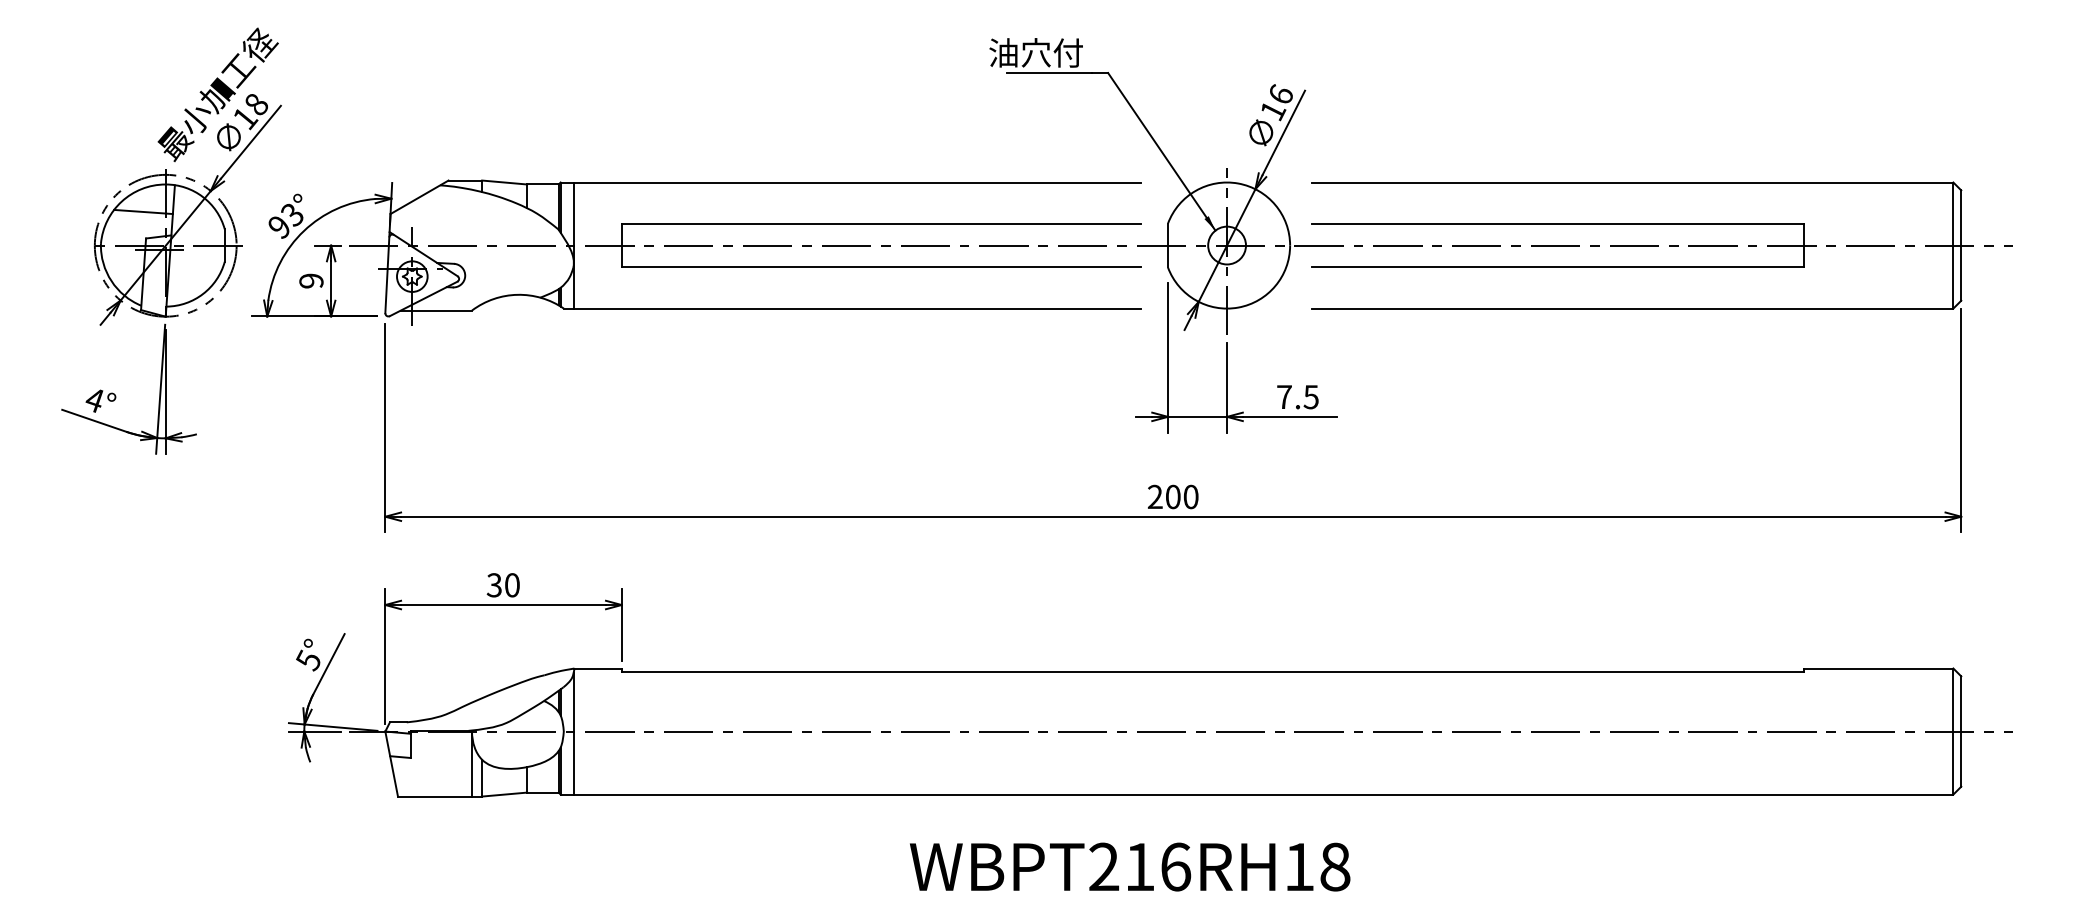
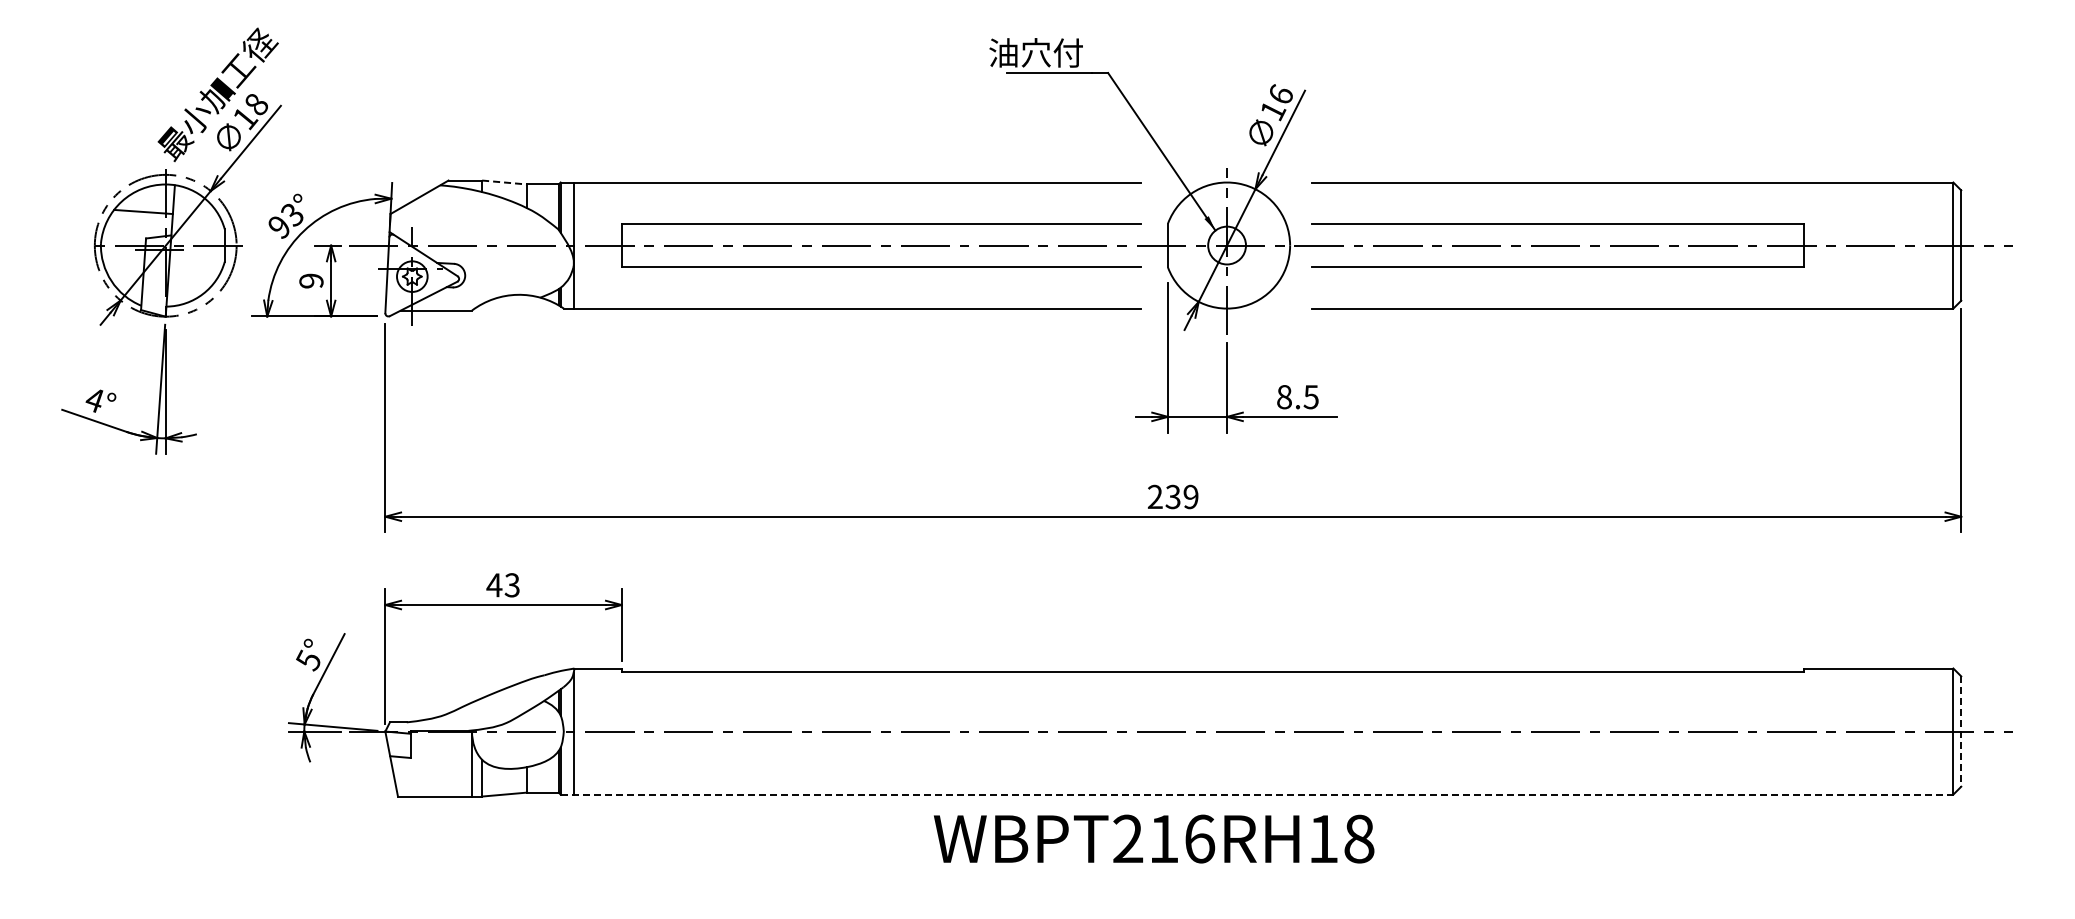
line: solid -> dashed (504, 182)
text: 7.5 -> 8.5 (1284, 397)
text: 200 -> 239 (1181, 496)
text: 30 -> 43 (502, 585)
line: solid -> dashed (1961, 732)
line: solid -> dashed (1257, 794)
text position: (1130, 866) -> (1154, 838) (1154, 838)
